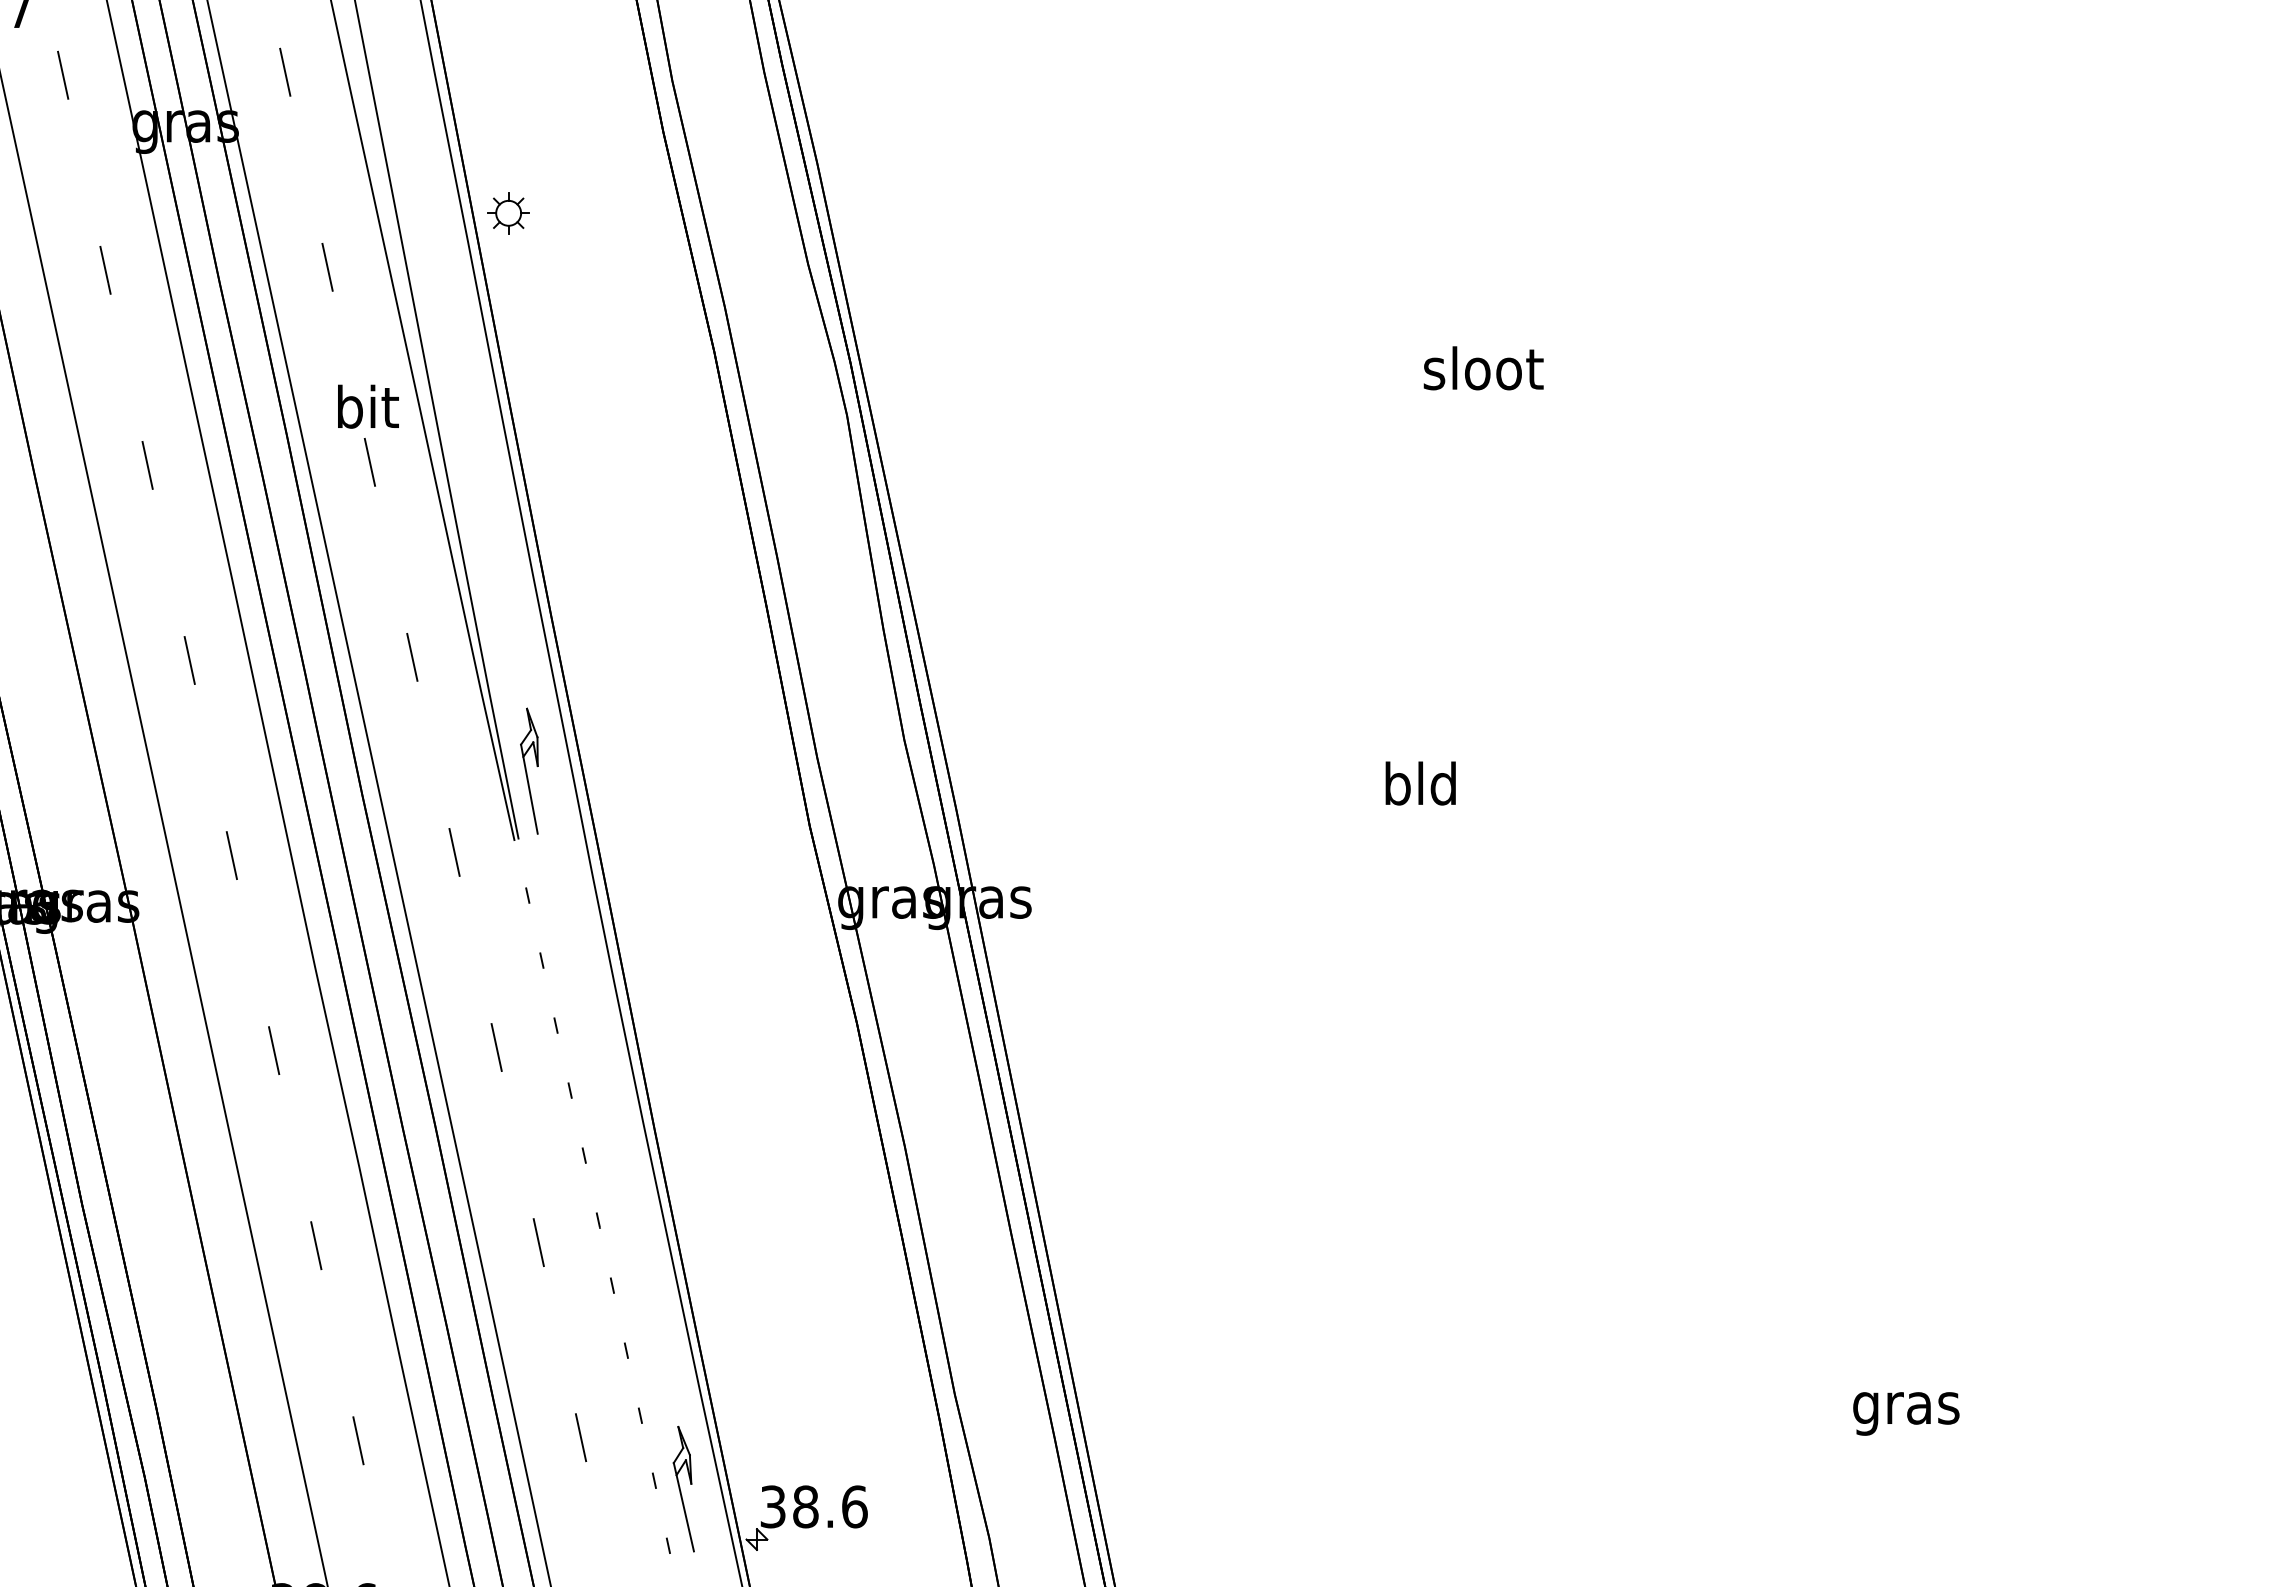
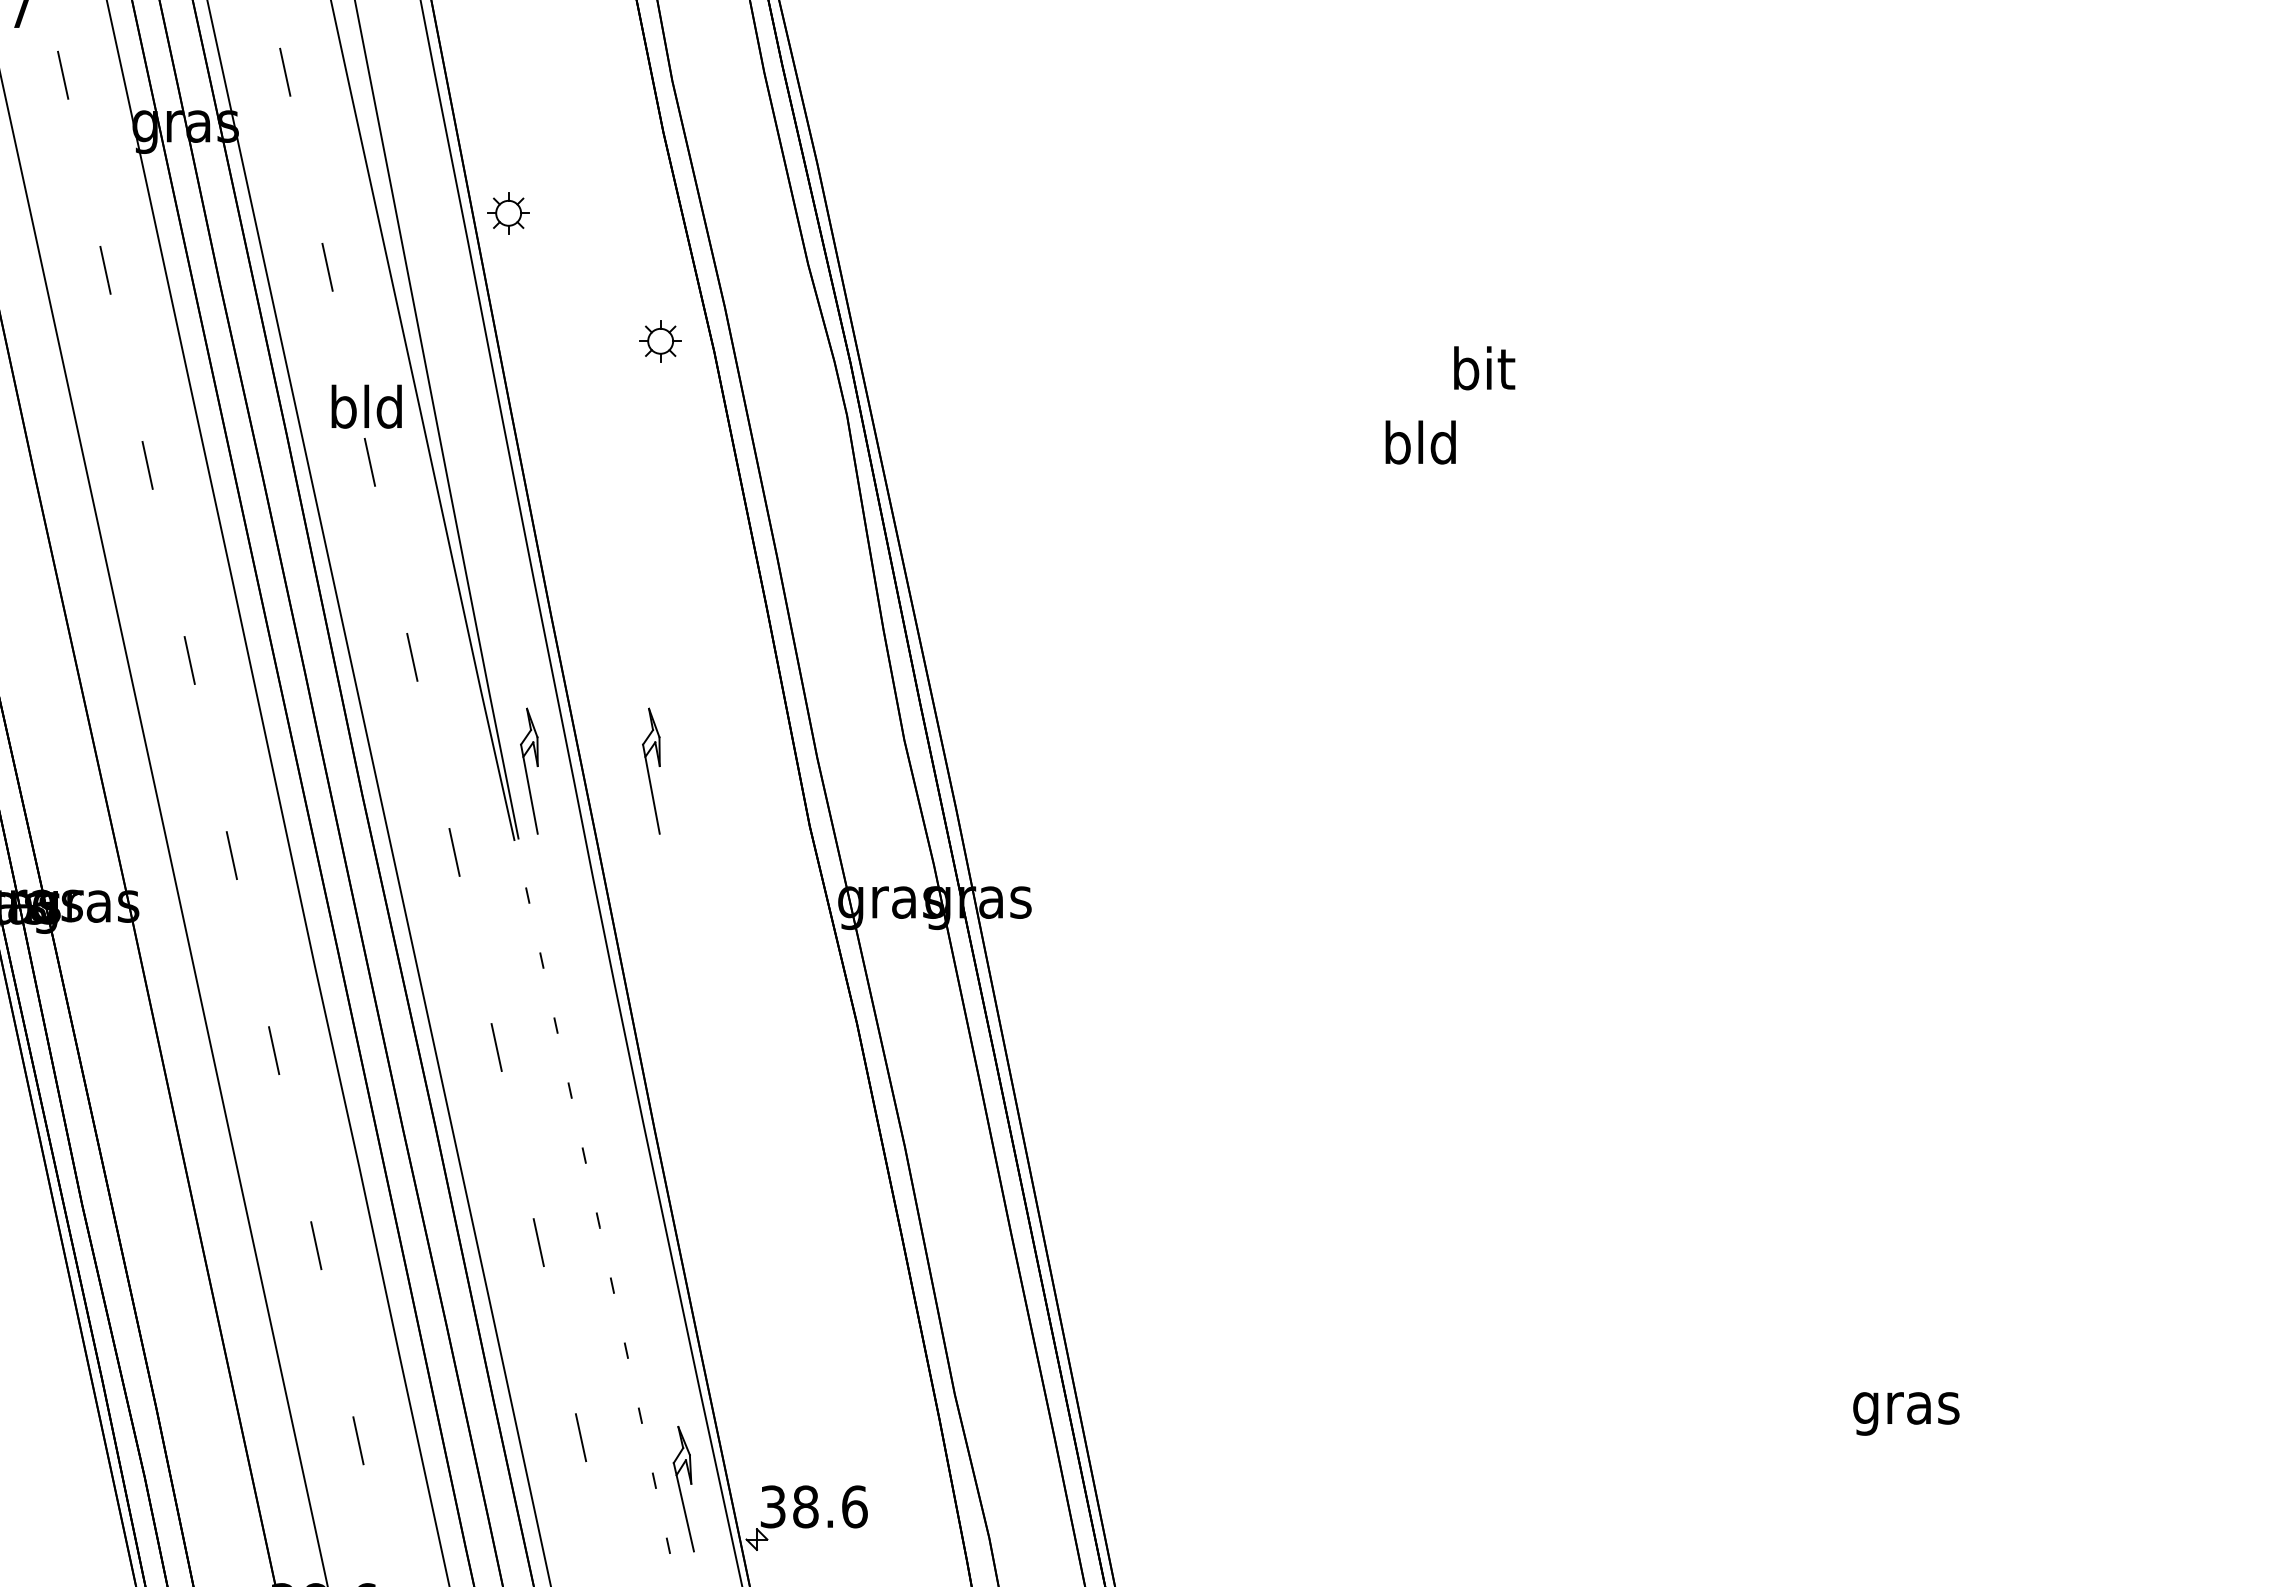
part: none -> present (660, 341)
text: sloot -> bit (1483, 368)
text: bit -> bld (366, 406)
part: none -> present (651, 770)
text position: (1420, 783) -> (1420, 442) (1420, 442)
